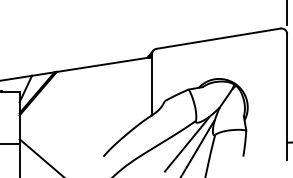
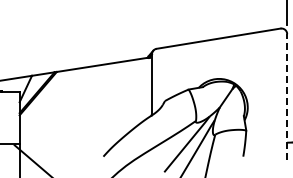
line: solid -> dashed (287, 96)
line position: (39, 156) -> (31, 159) (31, 159)
